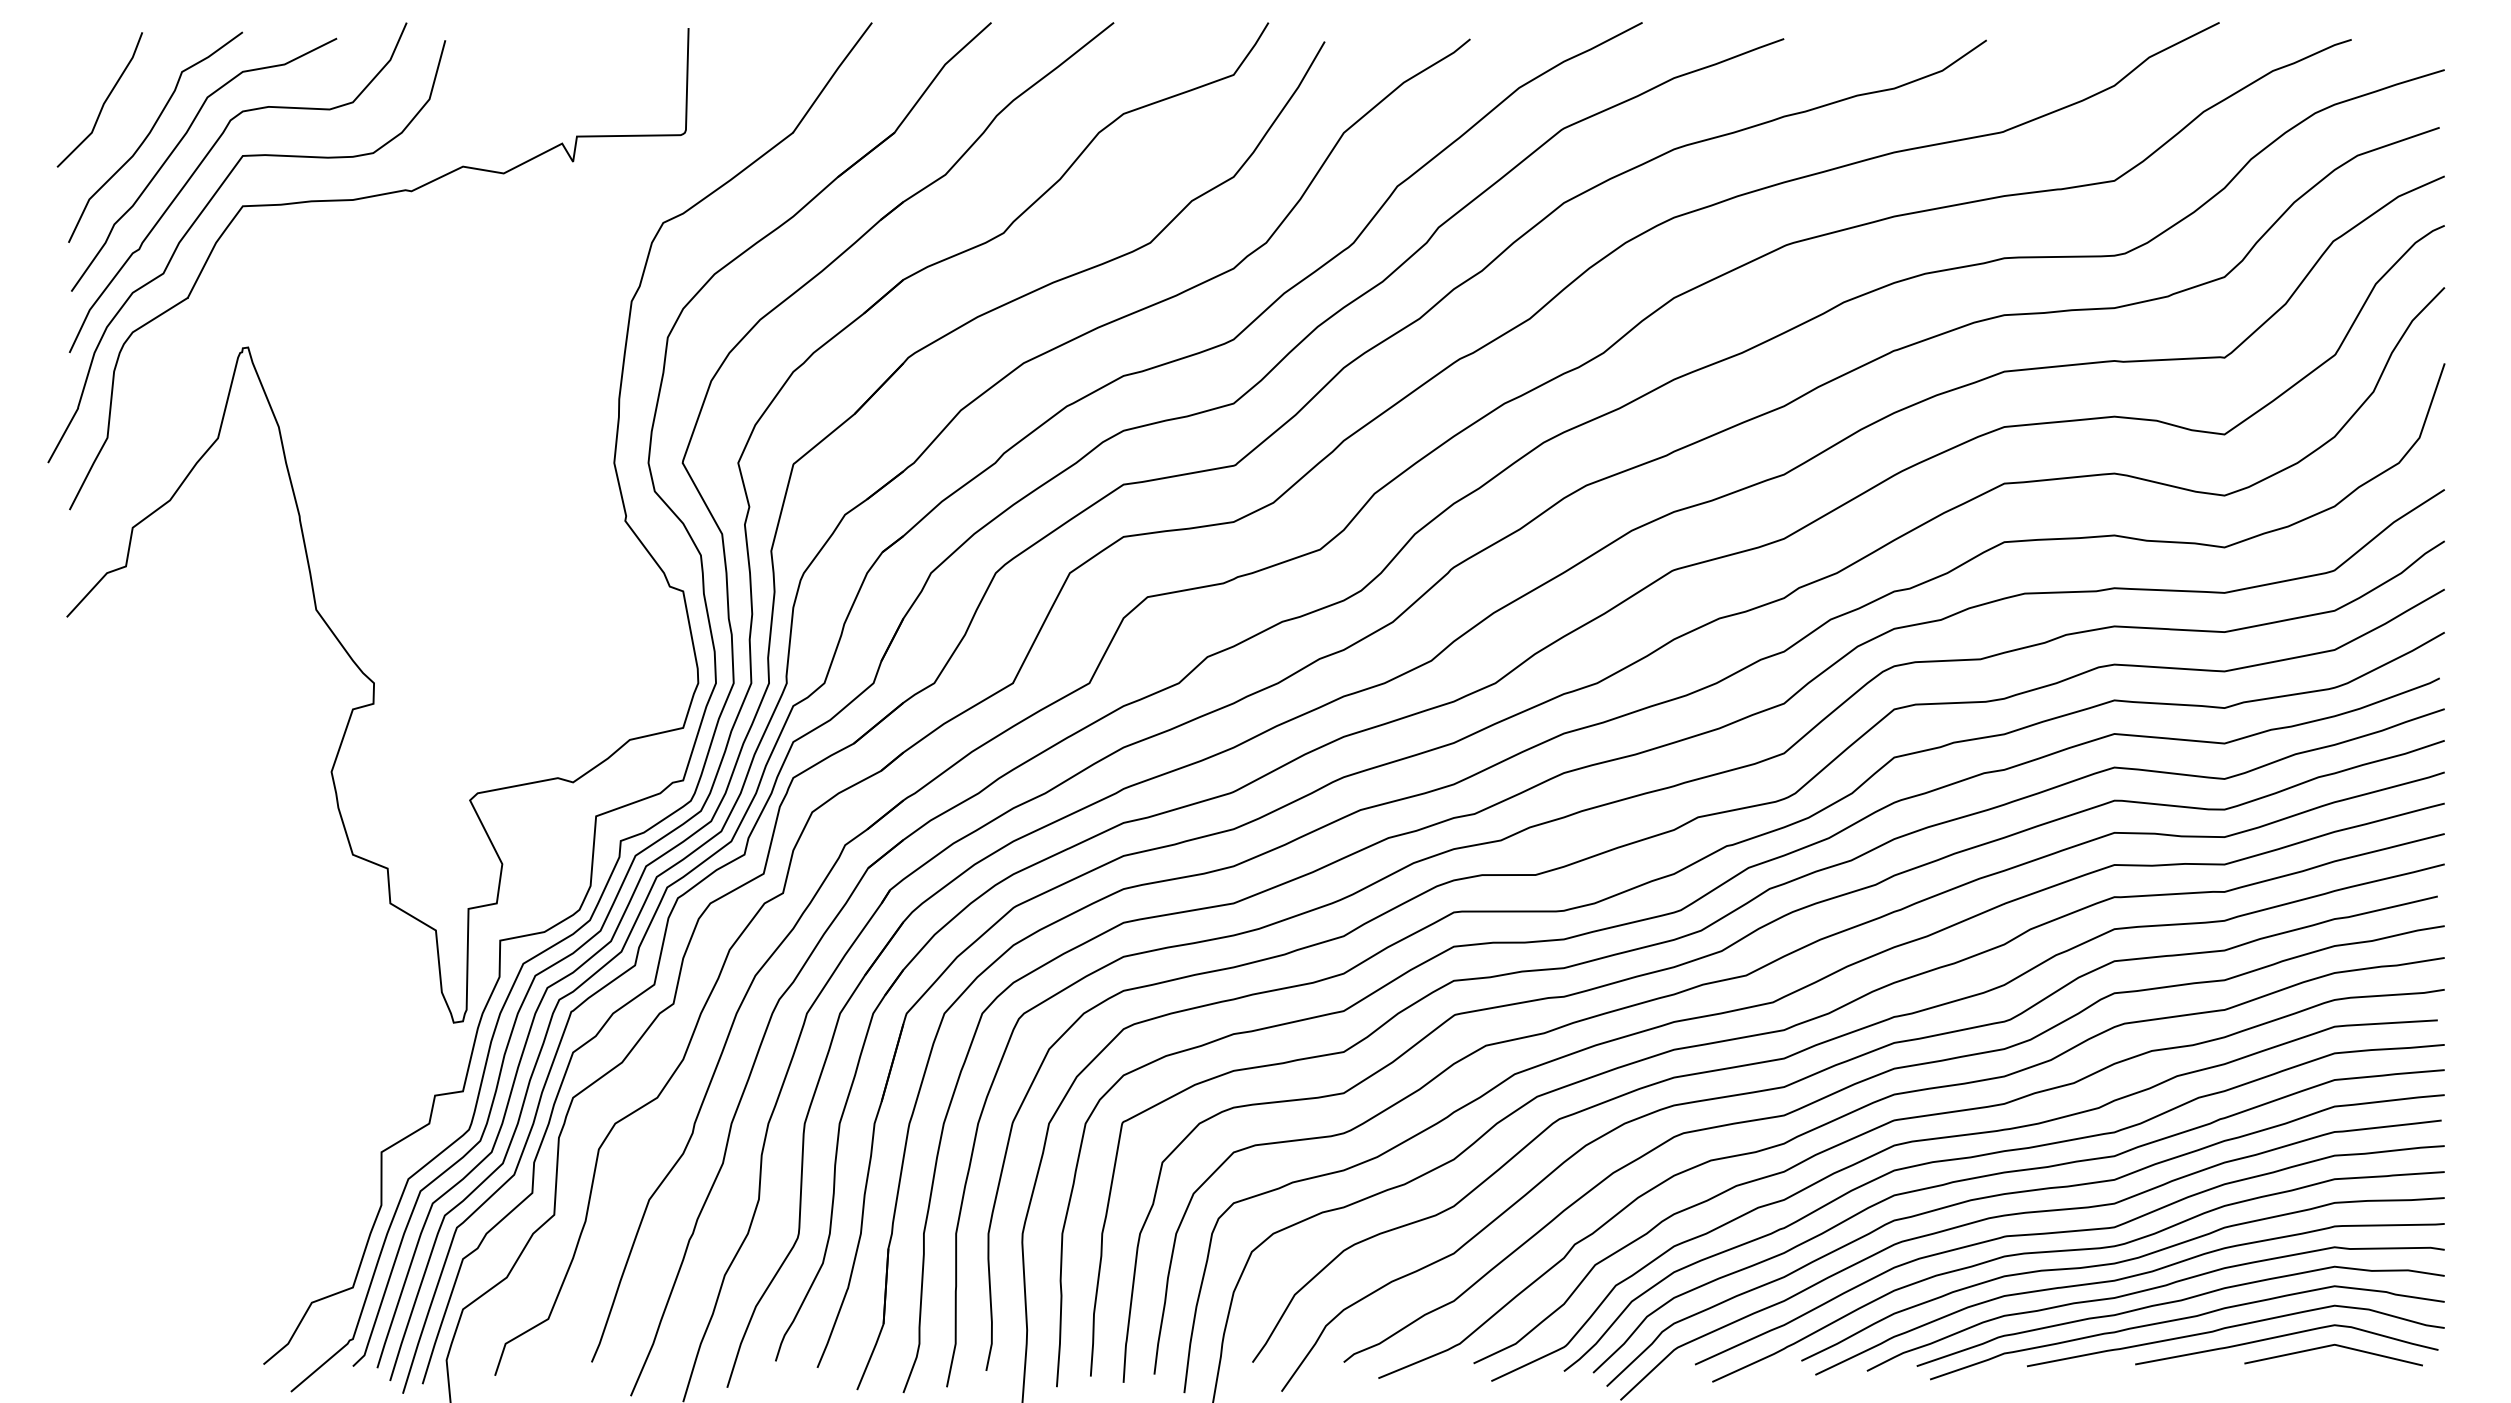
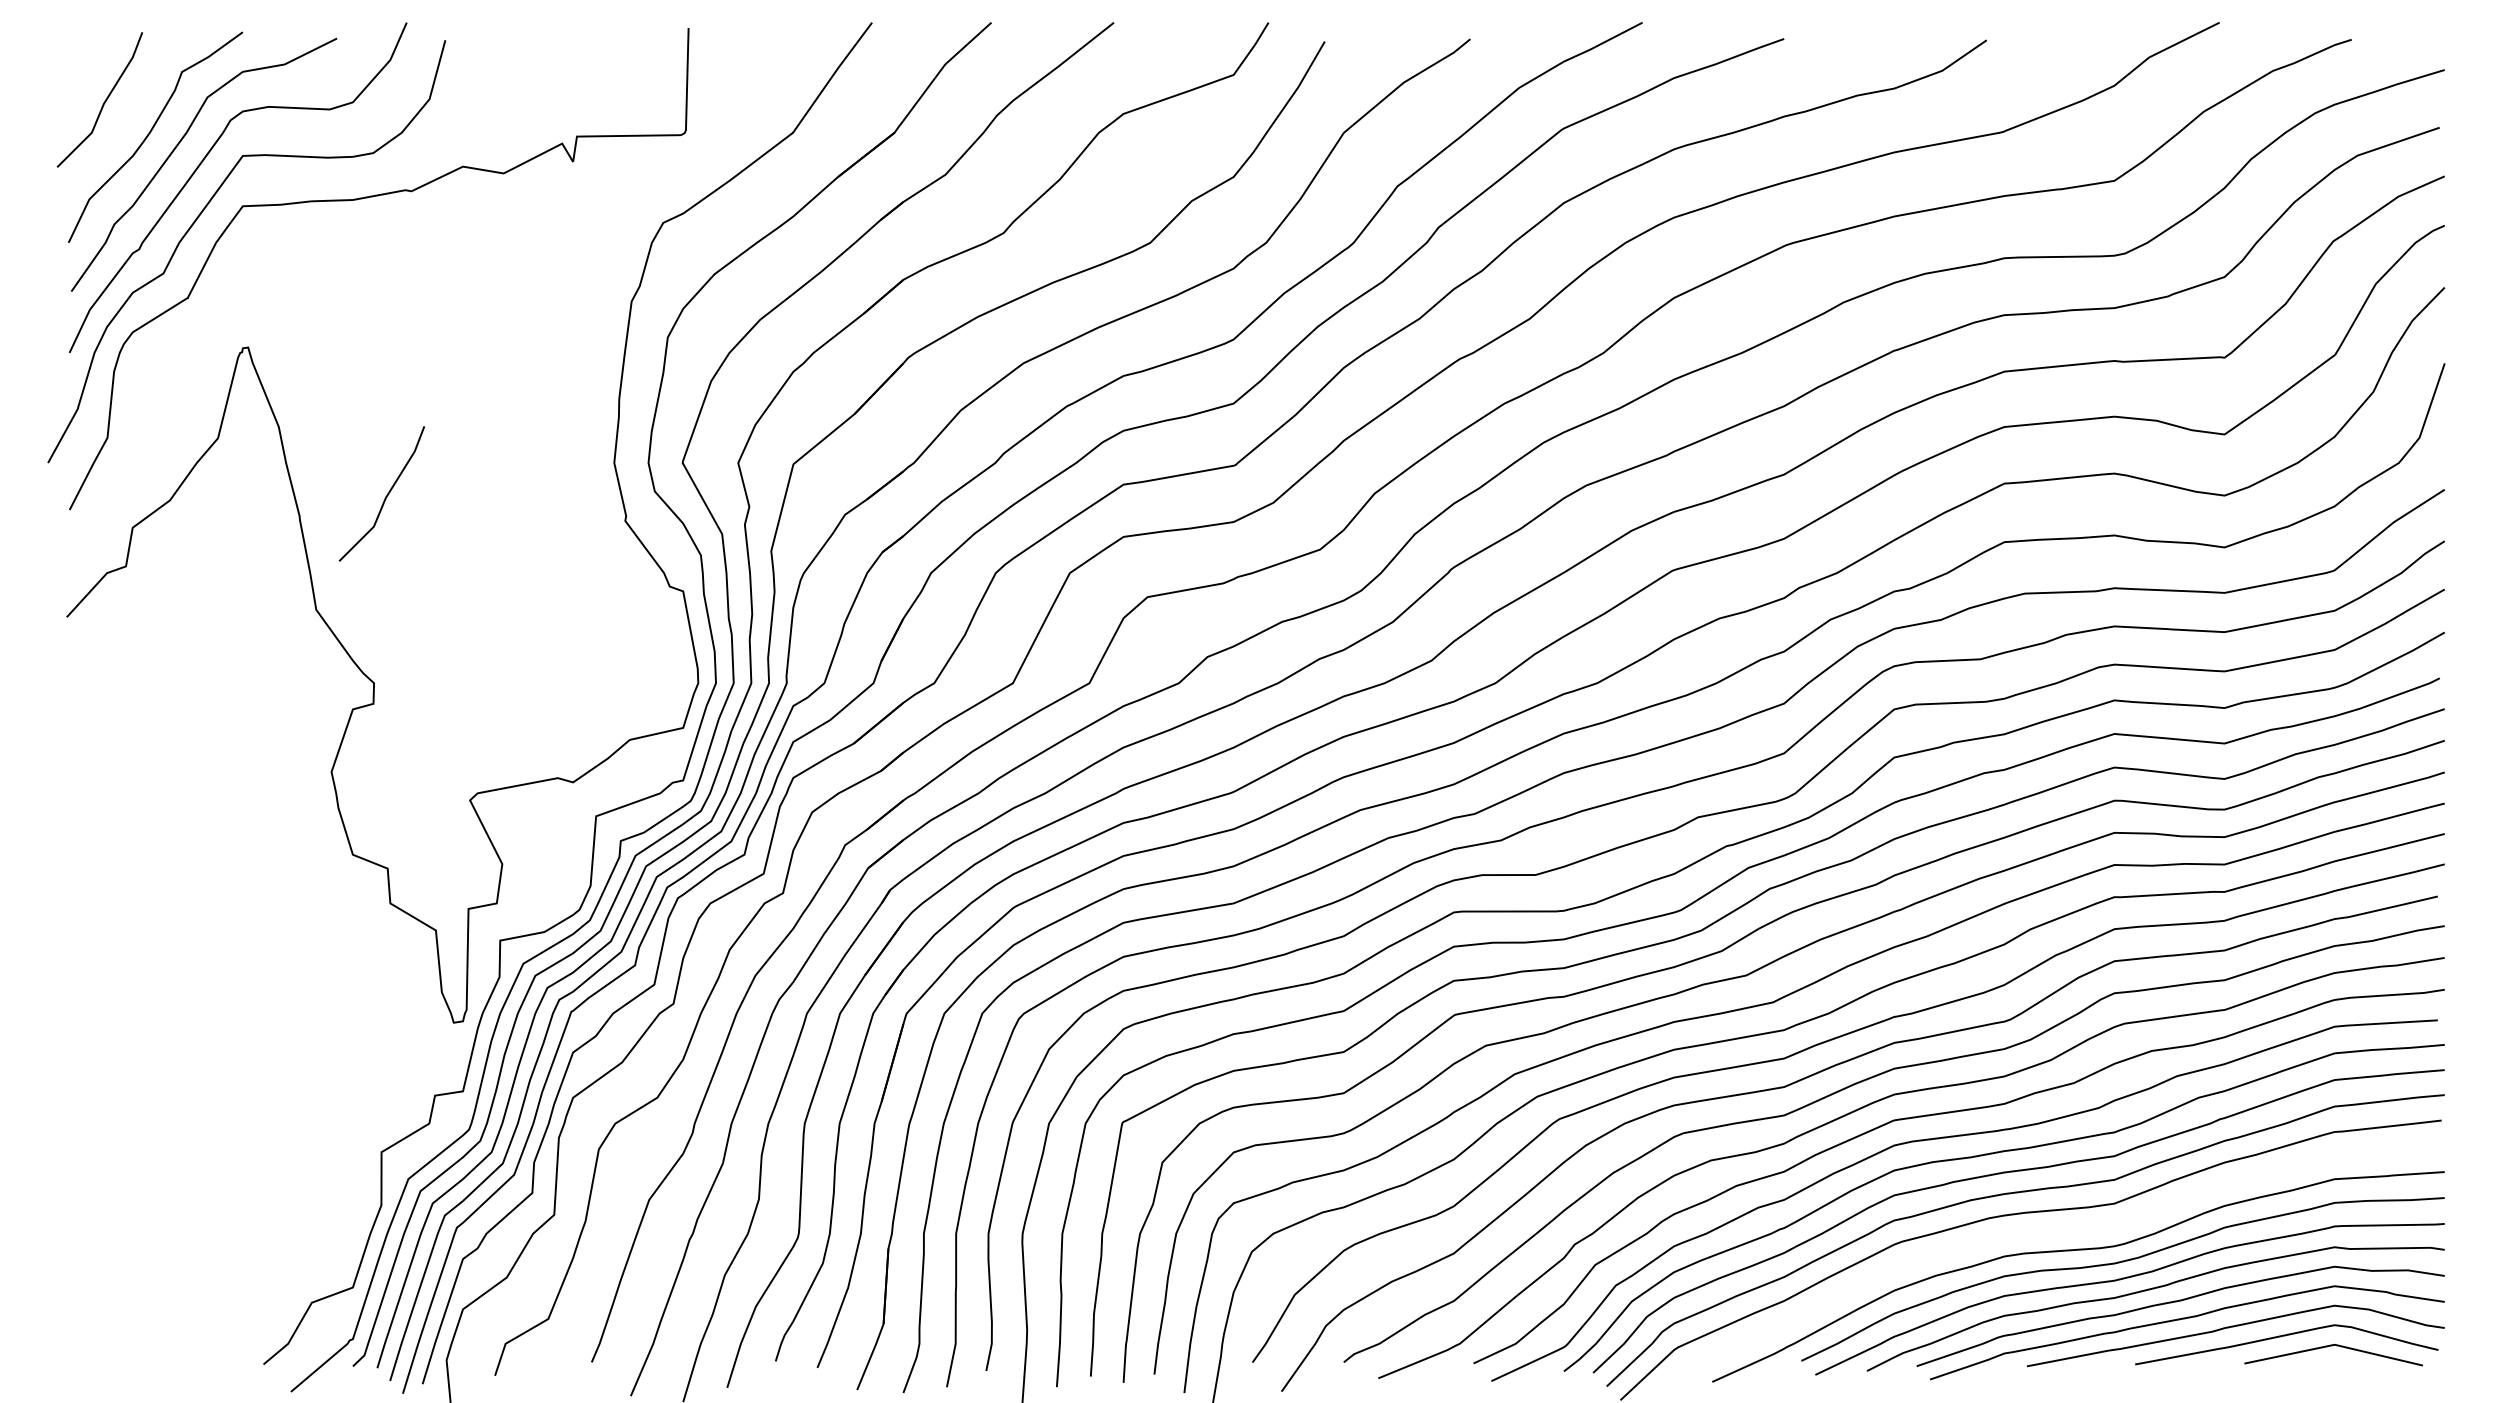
line: none -> present (385, 496)
curve: present -> none (2069, 1232)
